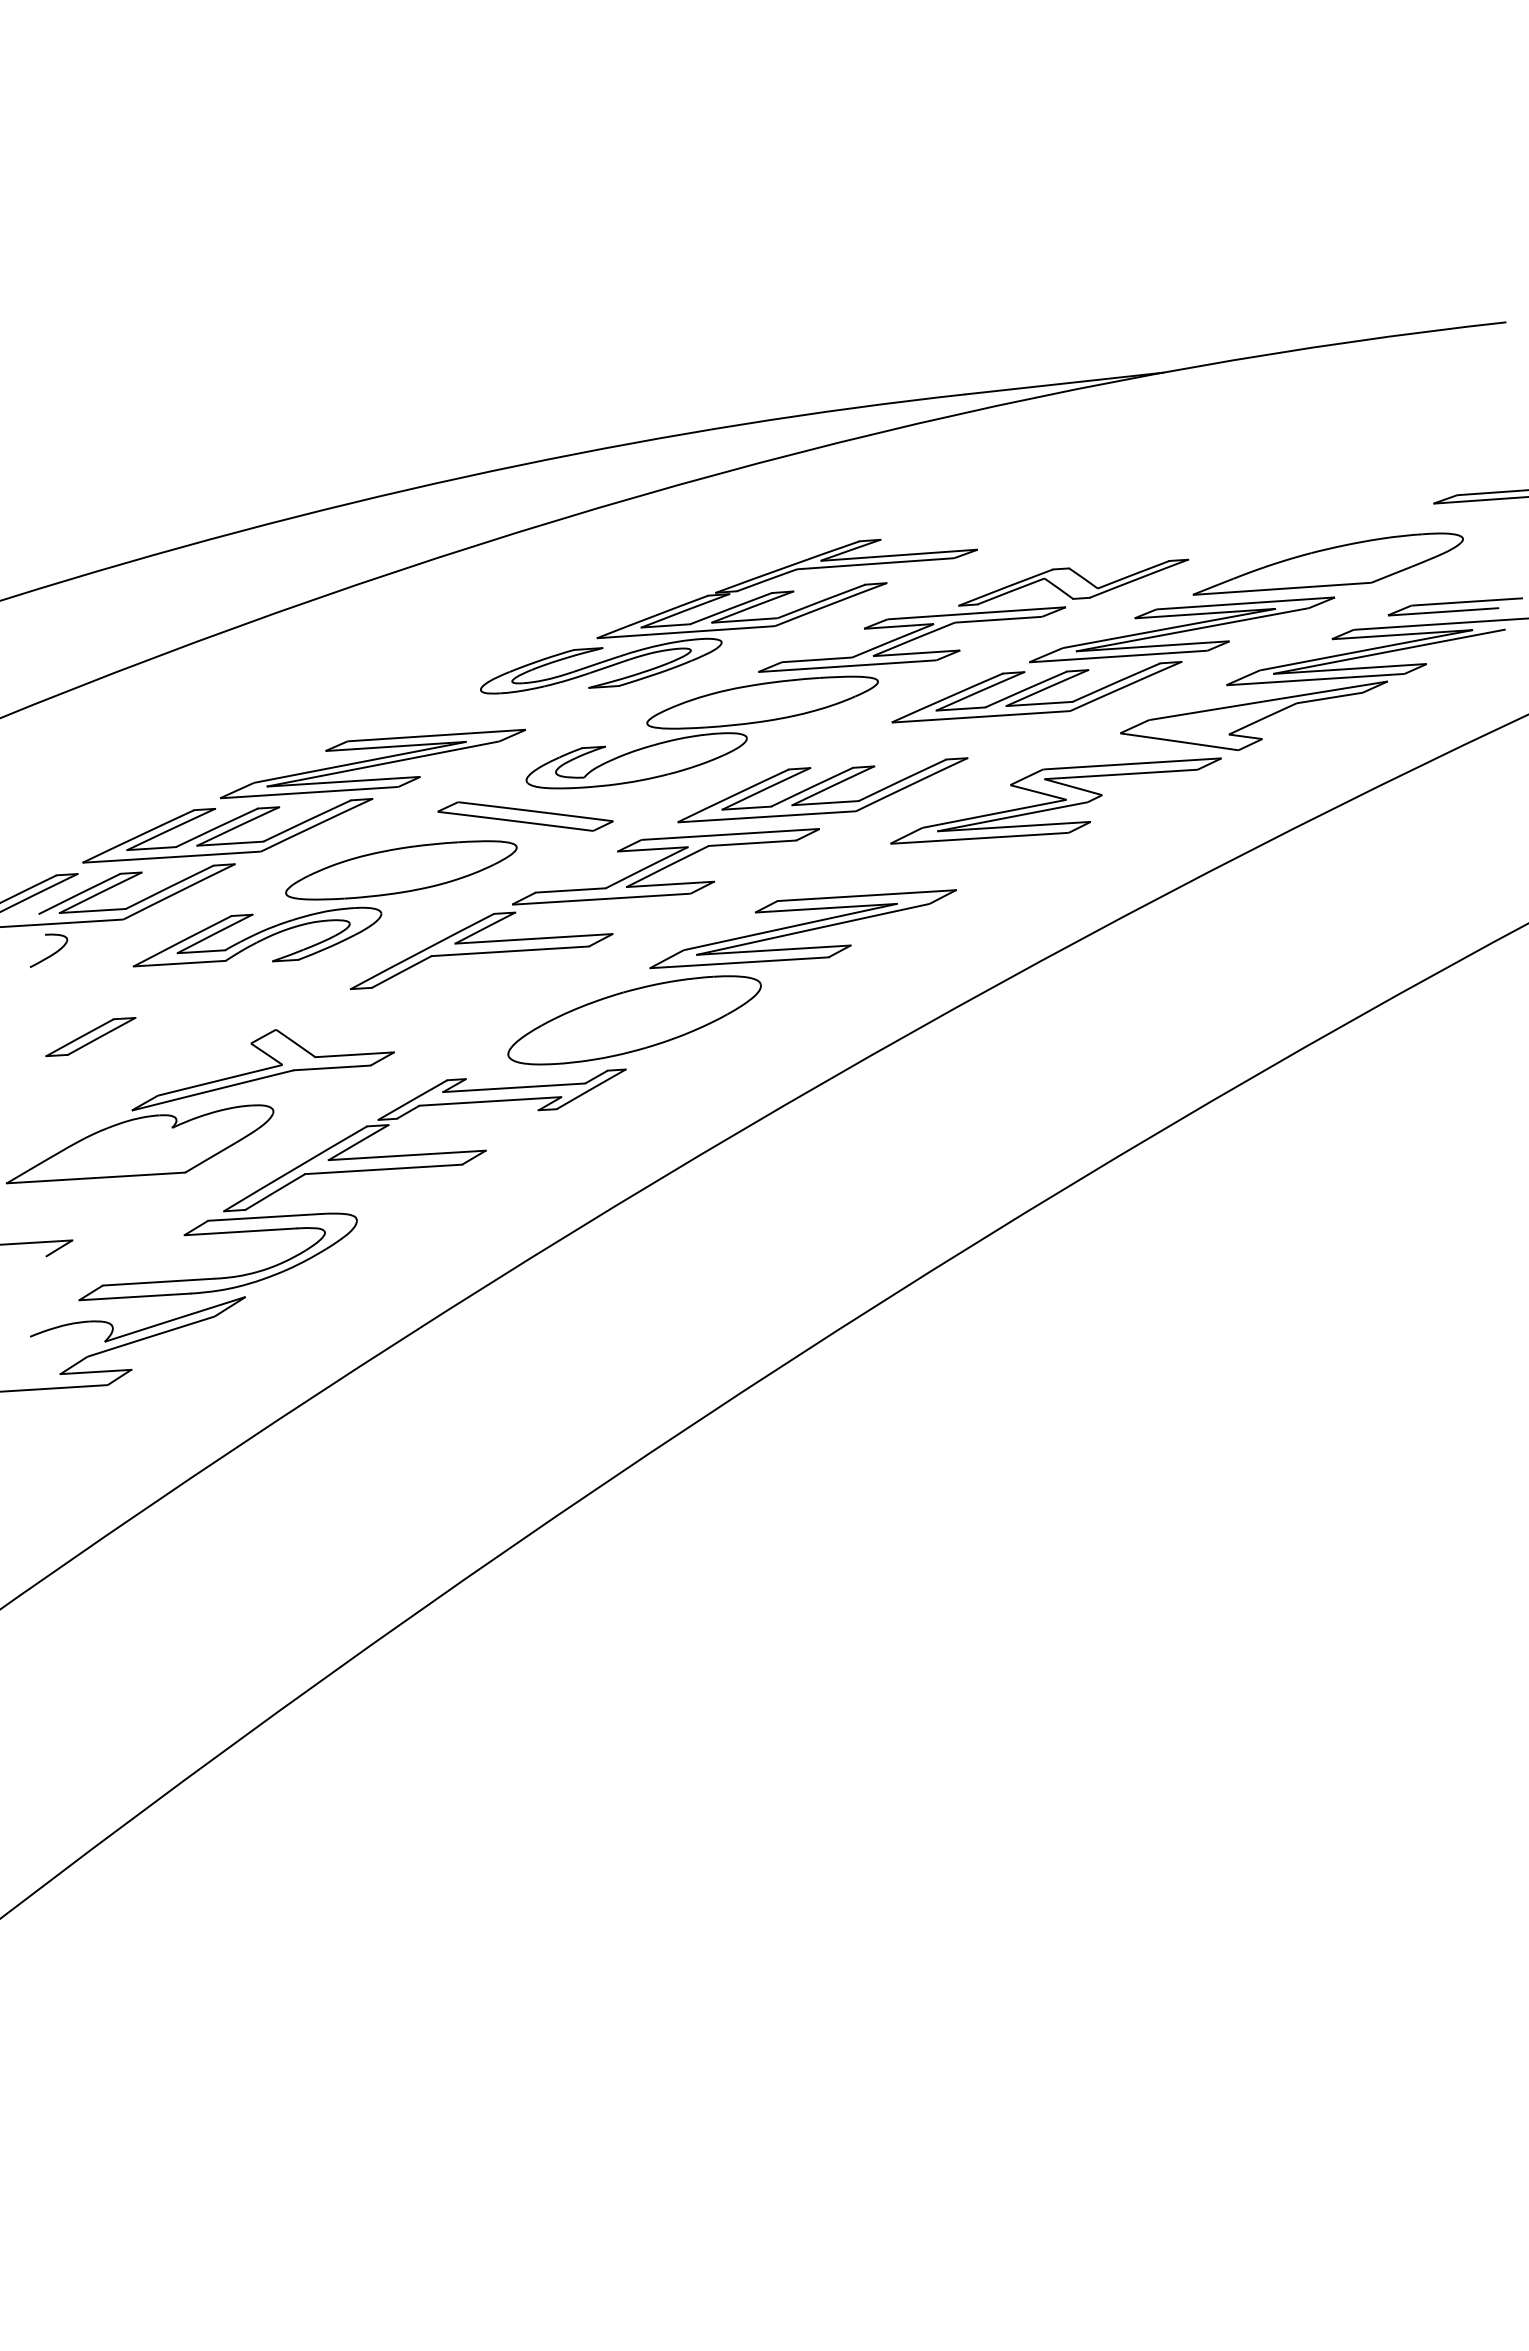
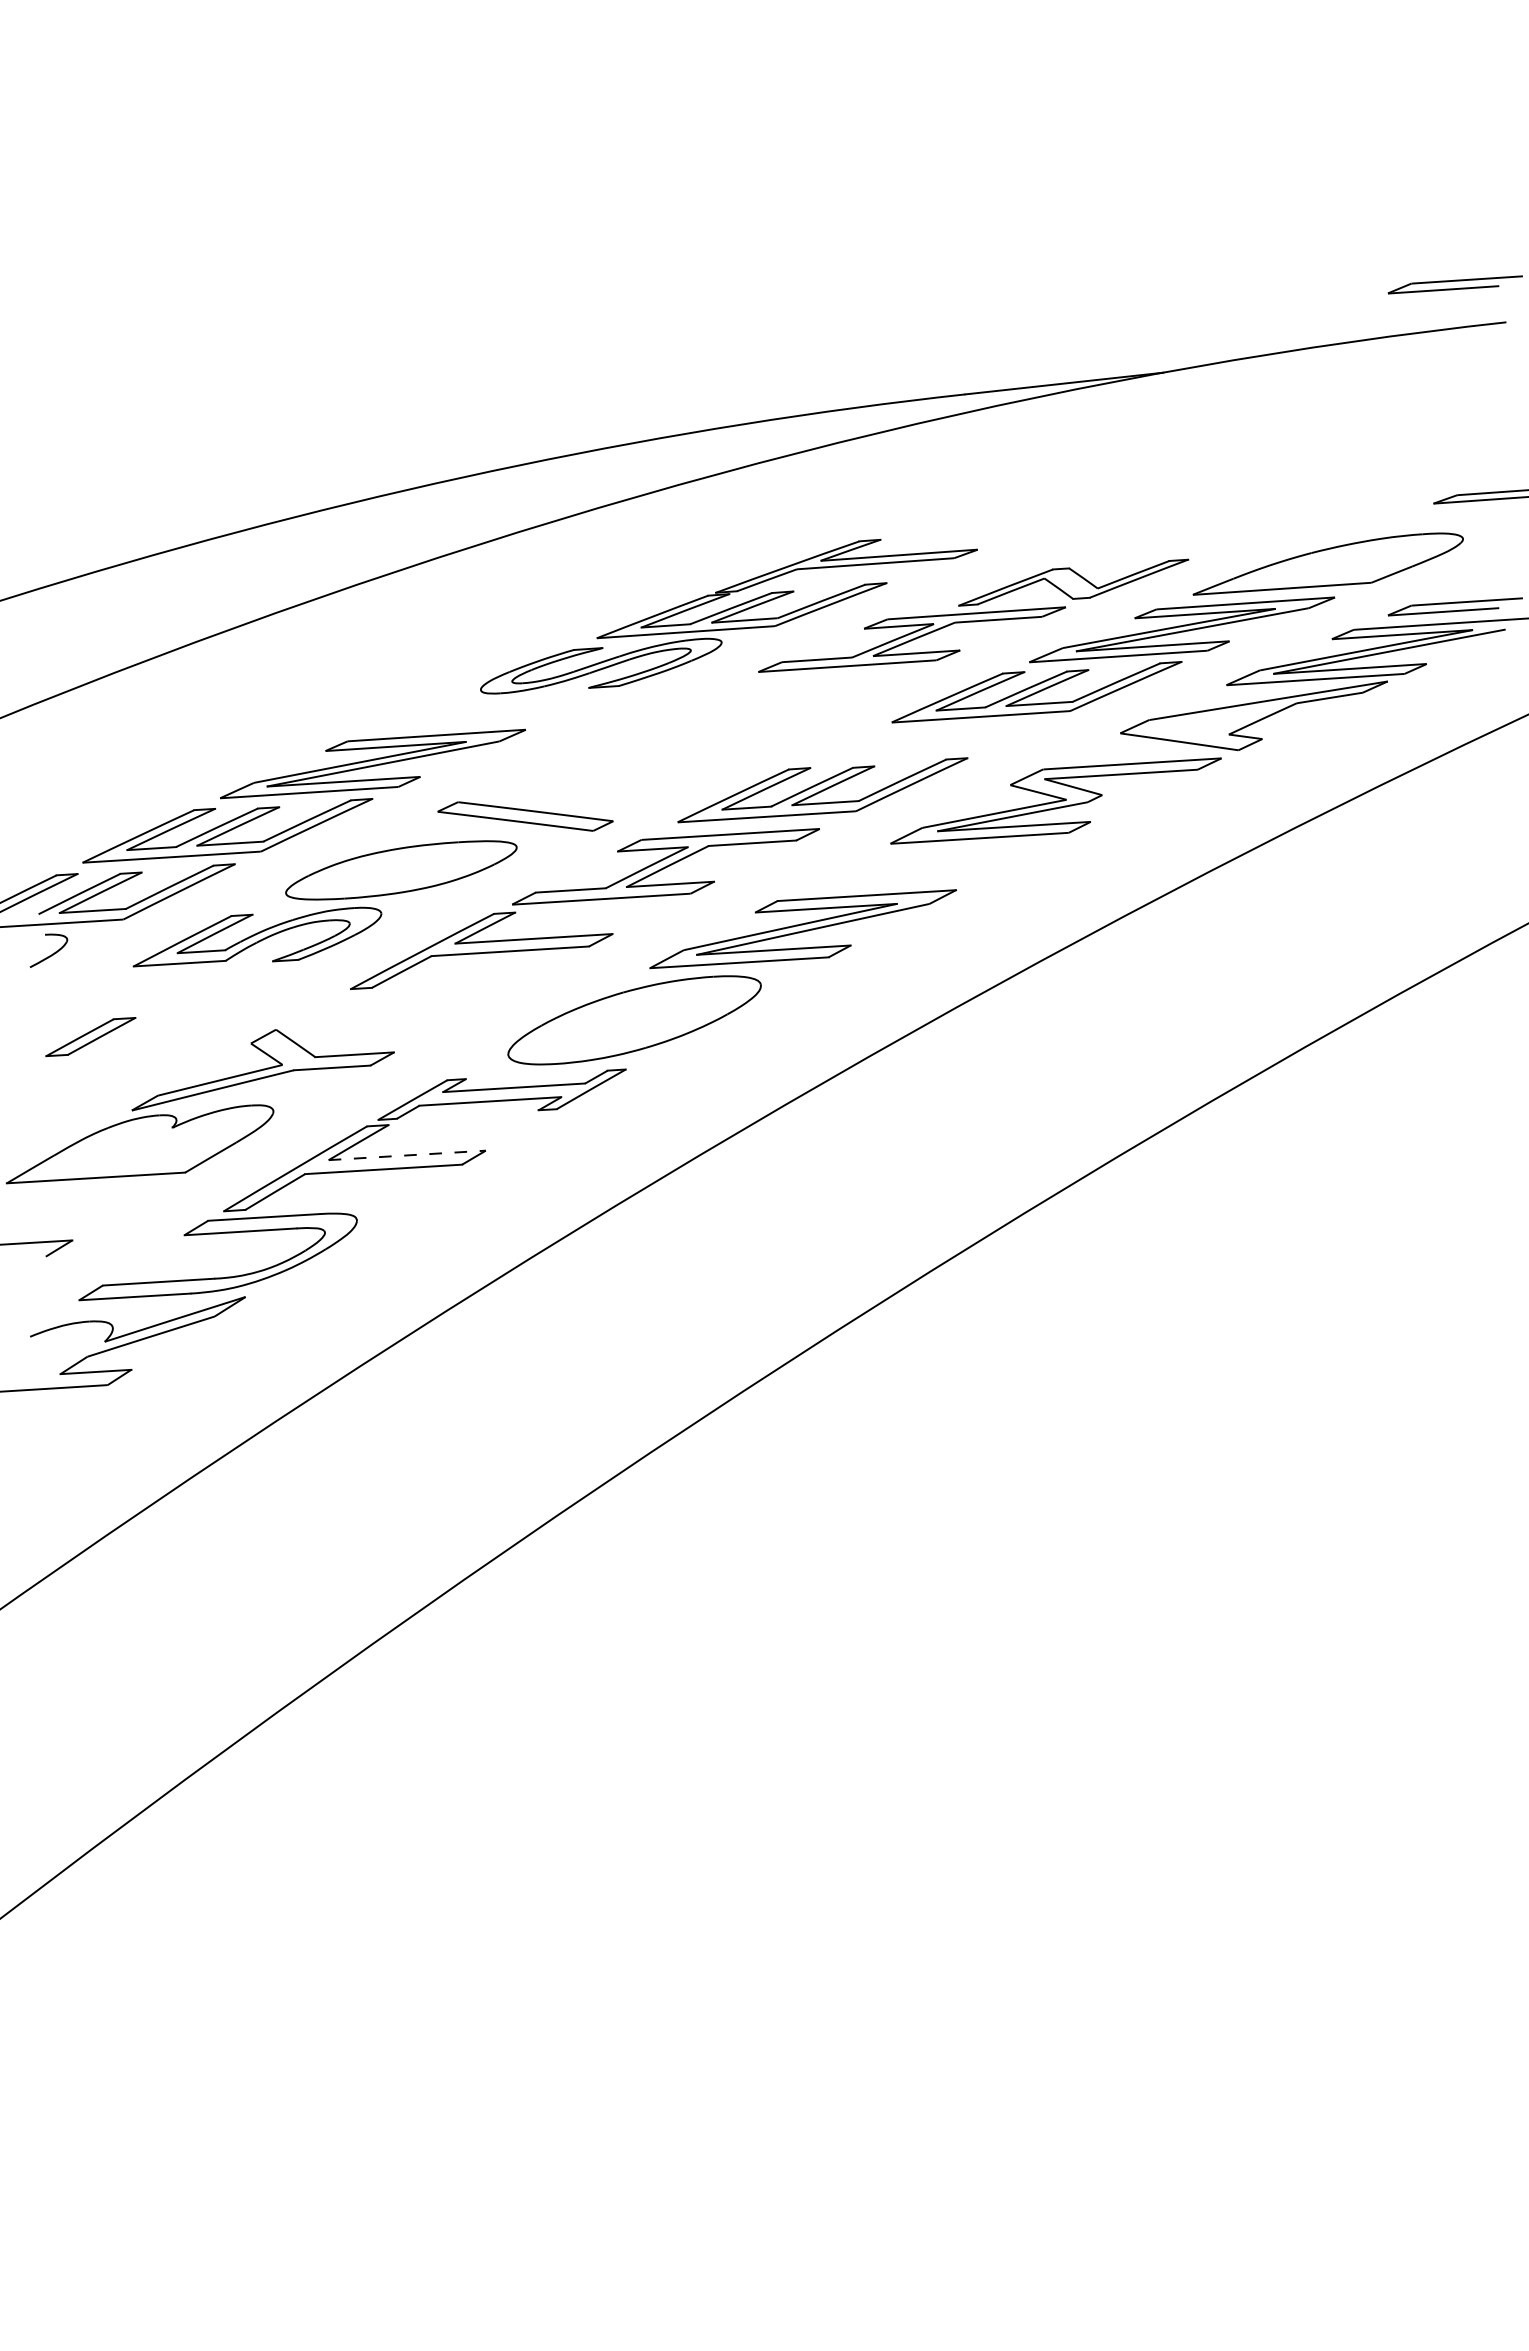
part: none -> present (1454, 284)
part: present -> none (701, 732)
line: solid -> dashed (407, 1155)
